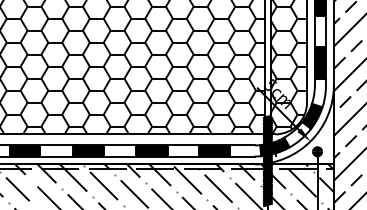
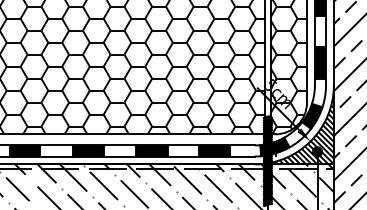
hatch: none -> present (294, 124)
